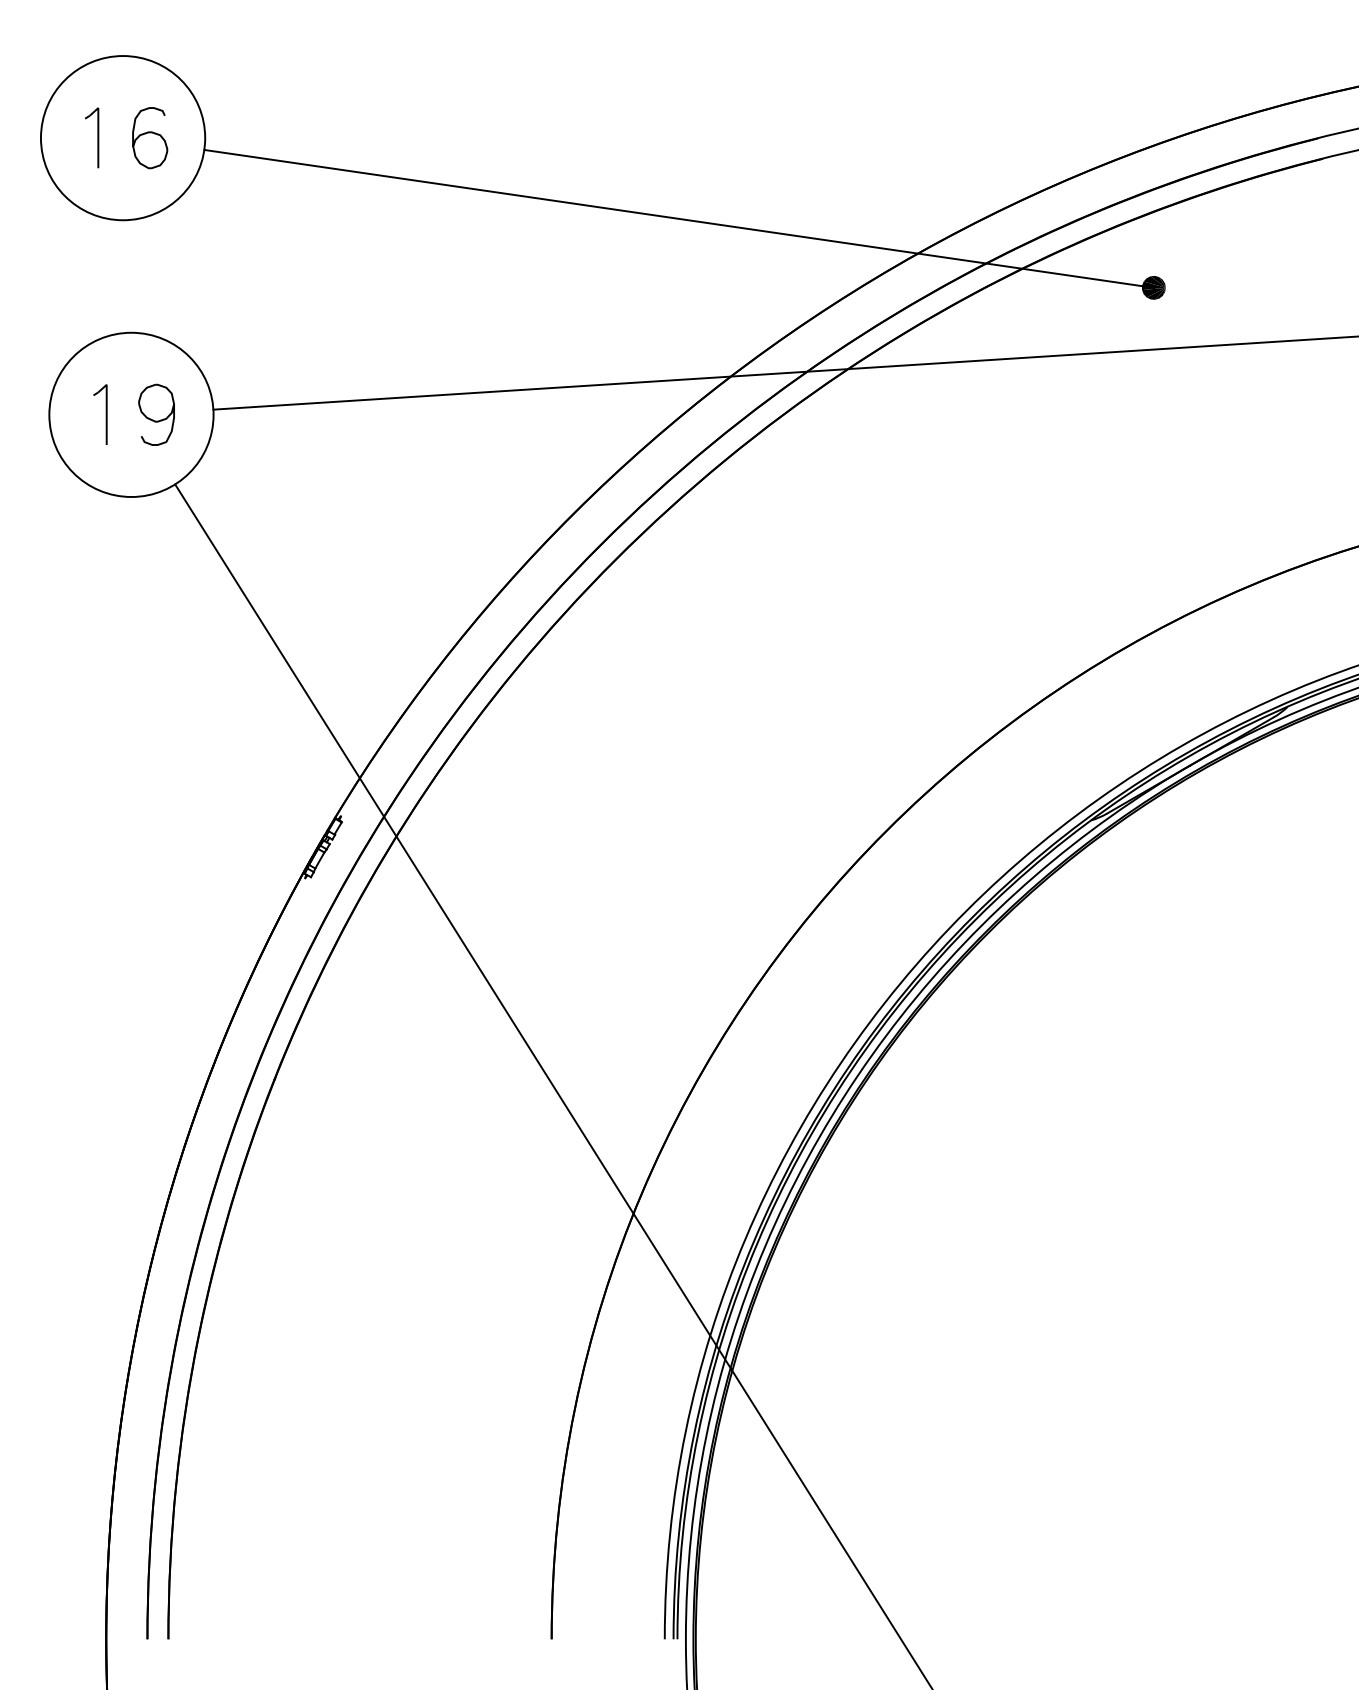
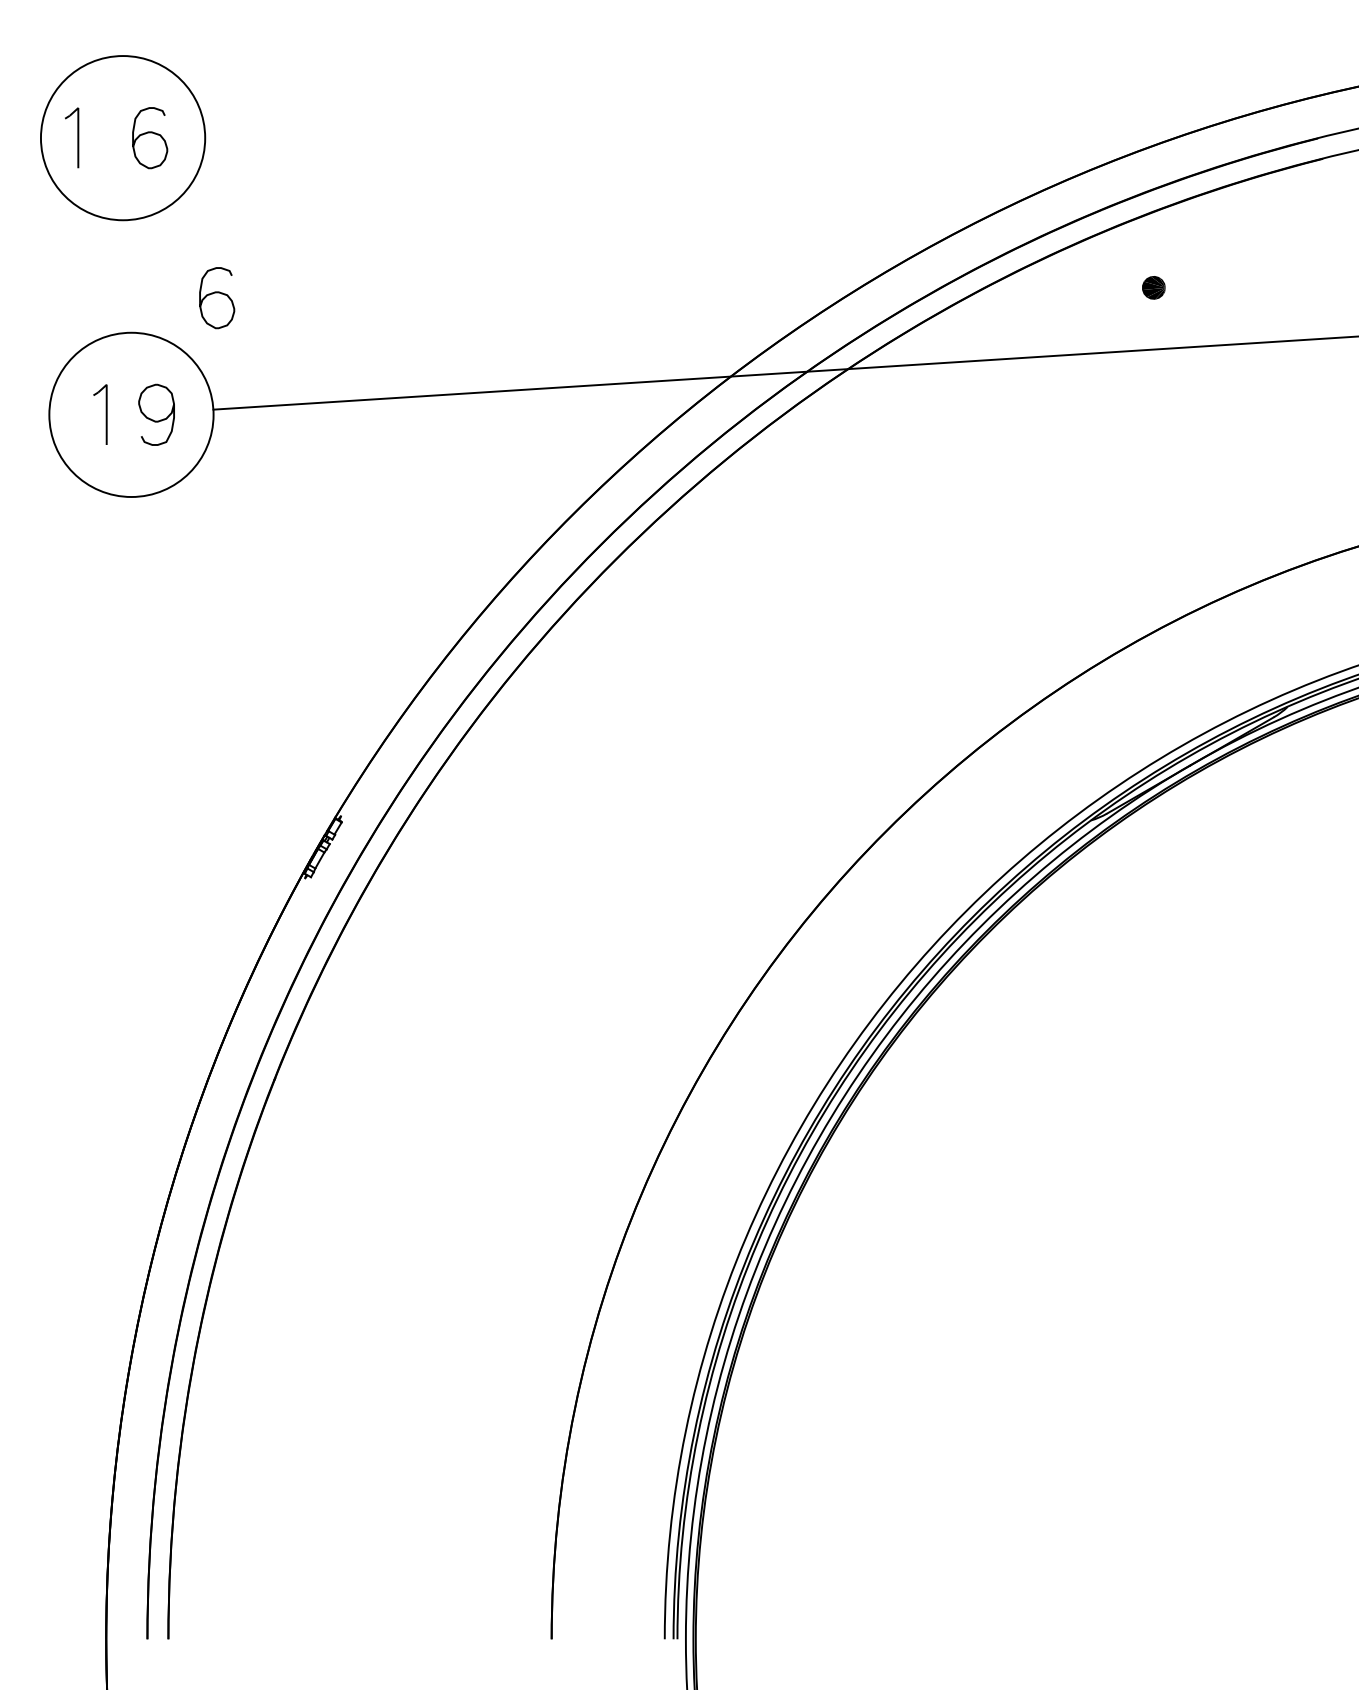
part position: (92, 137) -> (72, 137) (72, 137)
line: present -> none (678, 218)
curve: none -> present (217, 293)
line: present -> none (552, 1085)
